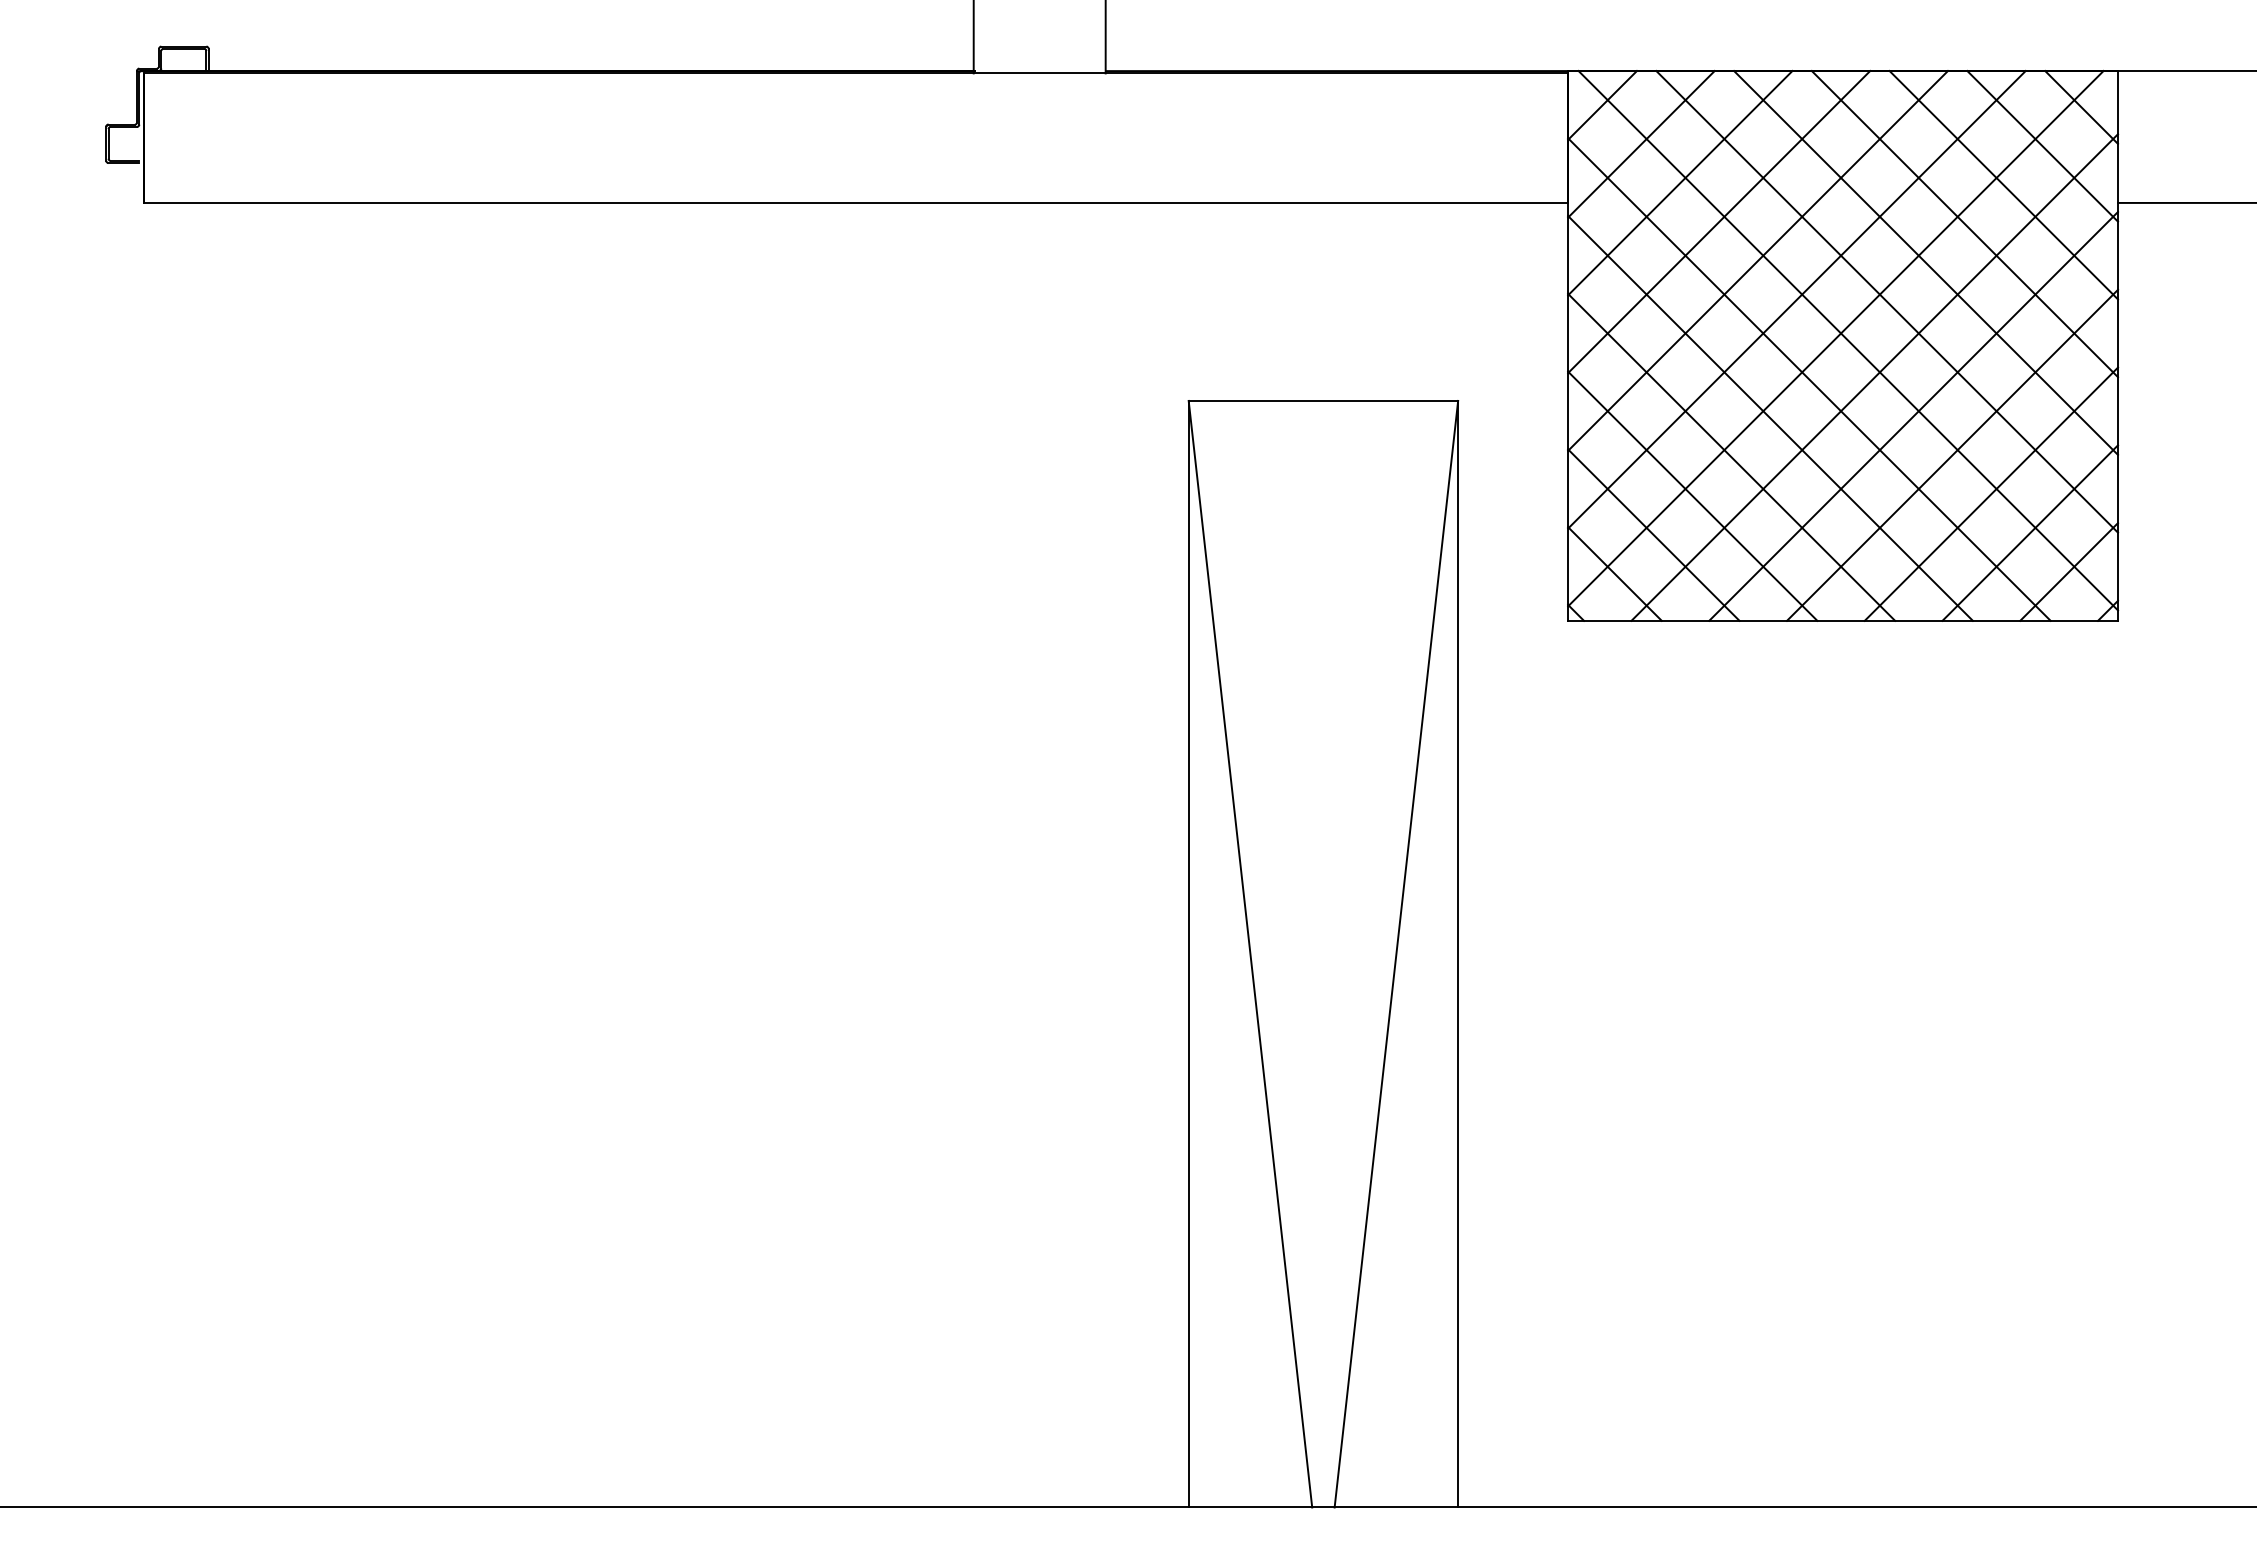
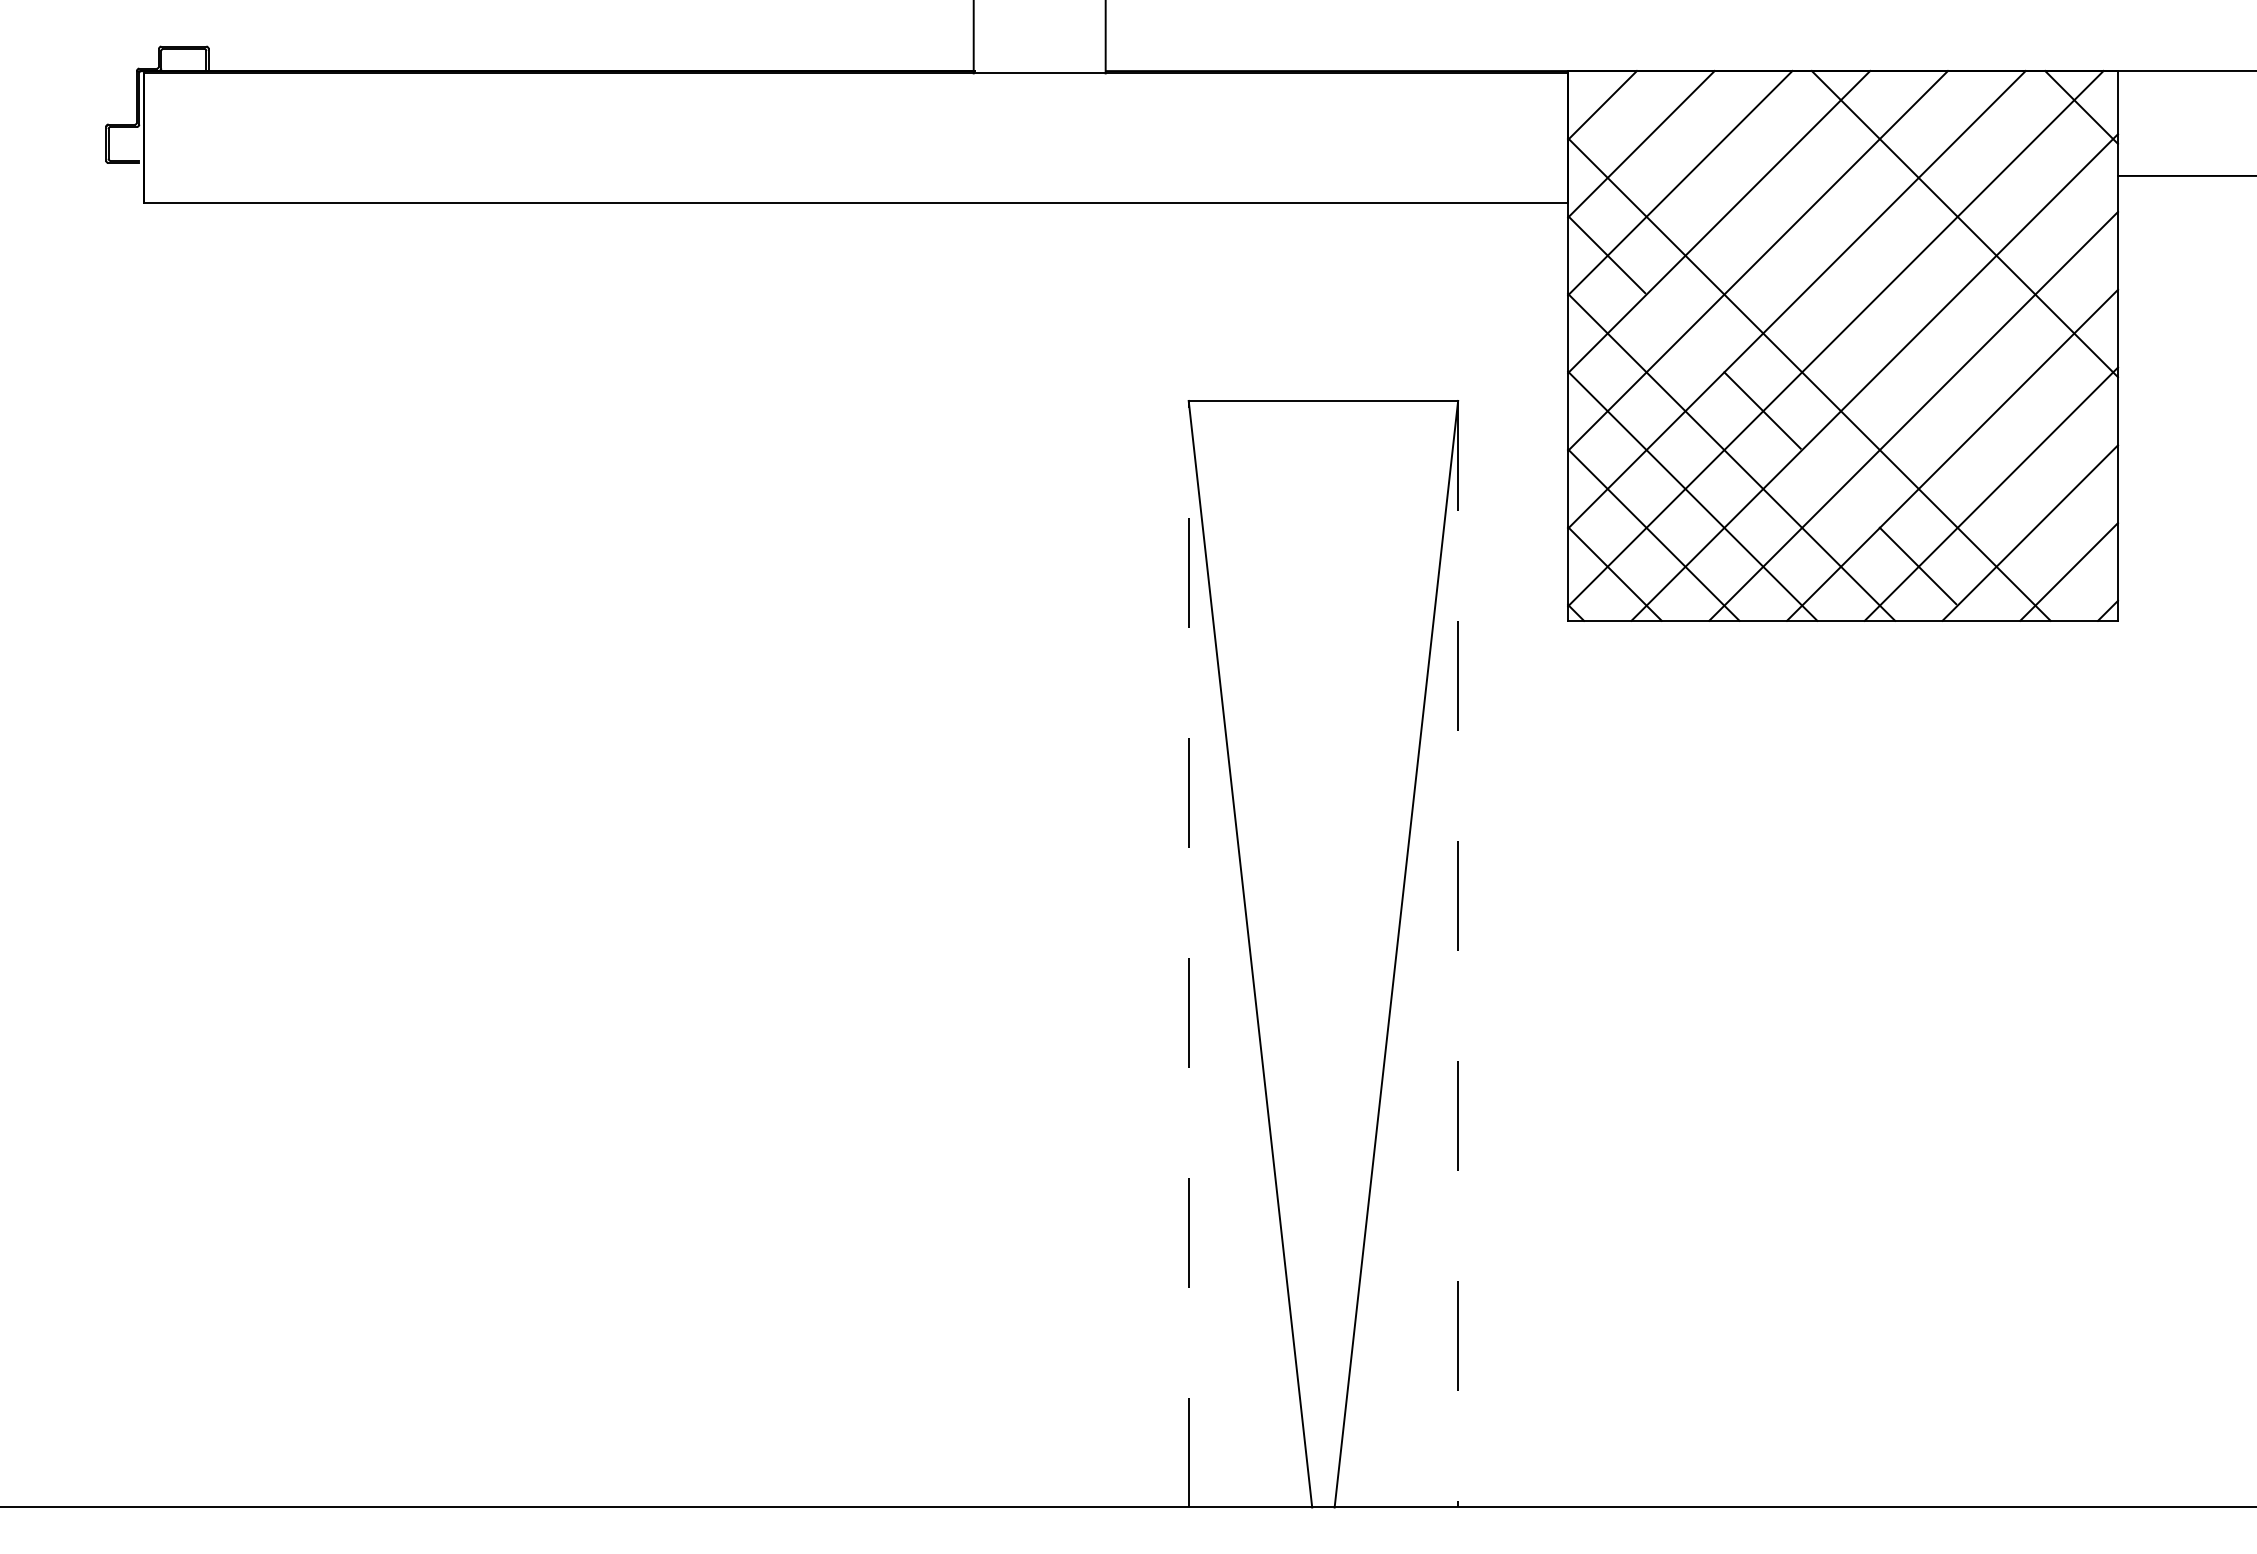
line: present -> none (2042, 146)
line: present -> none (2003, 185)
line position: (2185, 202) -> (2185, 175) (2185, 175)
line: present -> none (1926, 262)
line: present -> none (1887, 301)
line: present -> none (1848, 340)
line: solid -> dashed (1770, 418)
line: solid -> dashed (1188, 953)
line: solid -> dashed (1458, 954)
